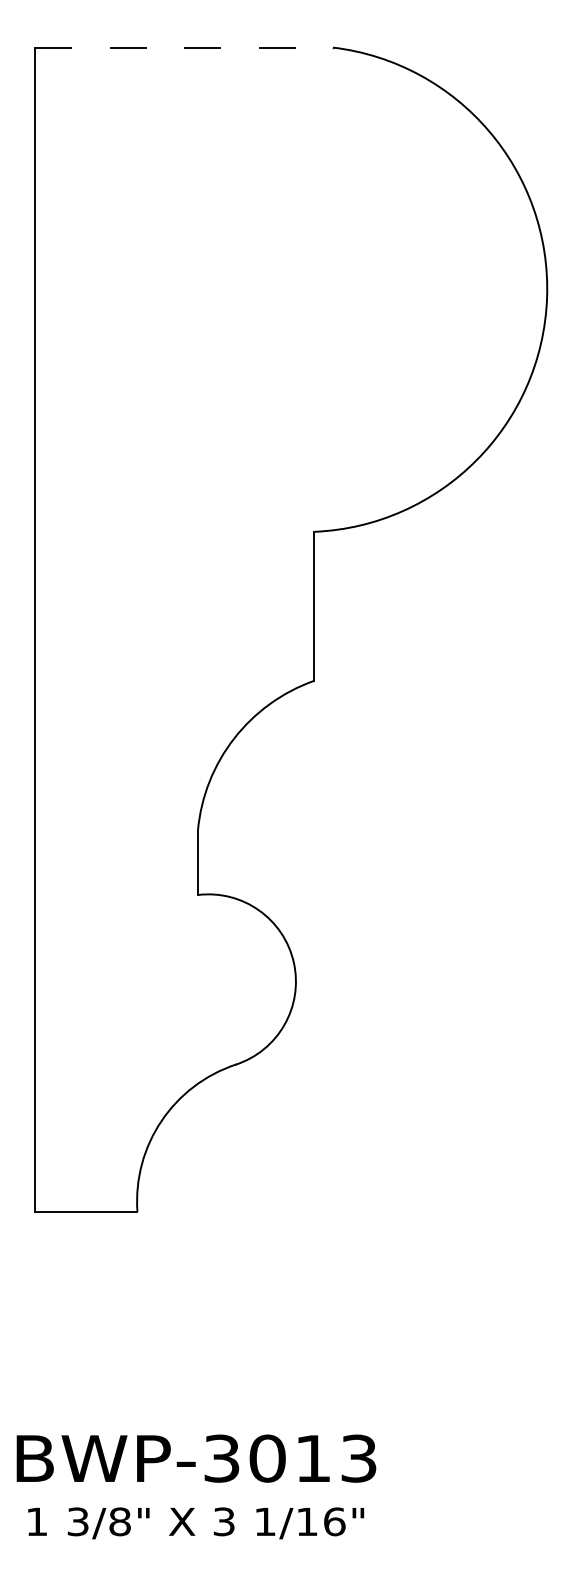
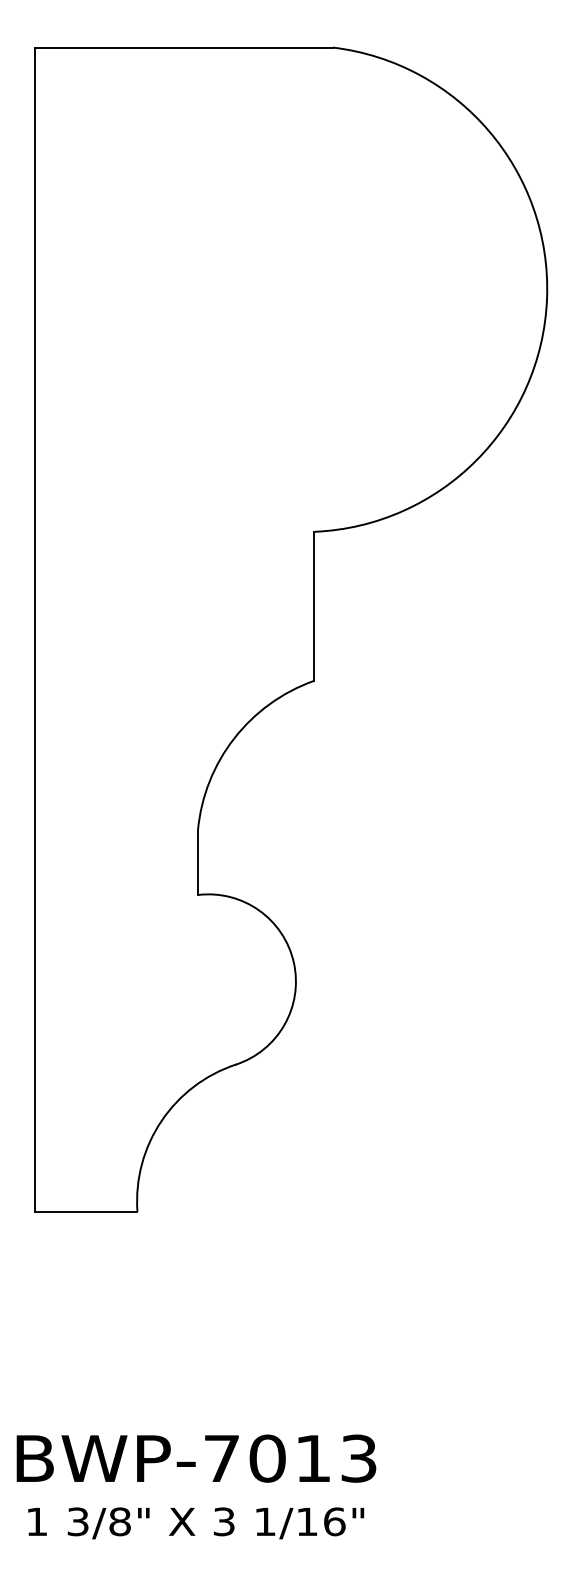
line: dashed -> solid (184, 47)
text: BWP-3013 -> BWP-7013 (221, 1458)
